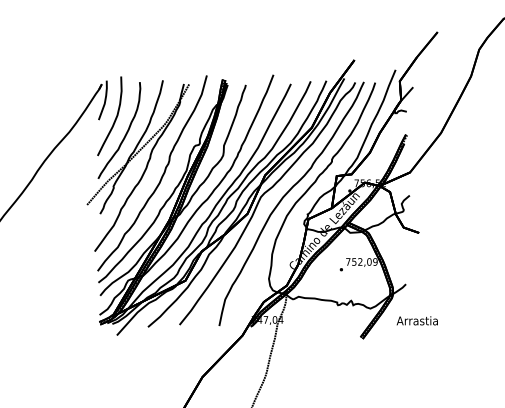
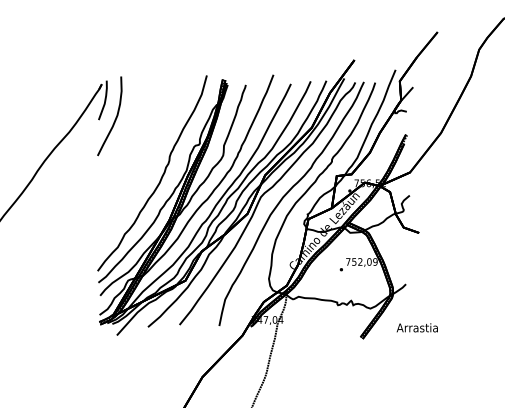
part: present -> none (132, 159)
text position: (416, 320) -> (416, 327) (416, 327)
